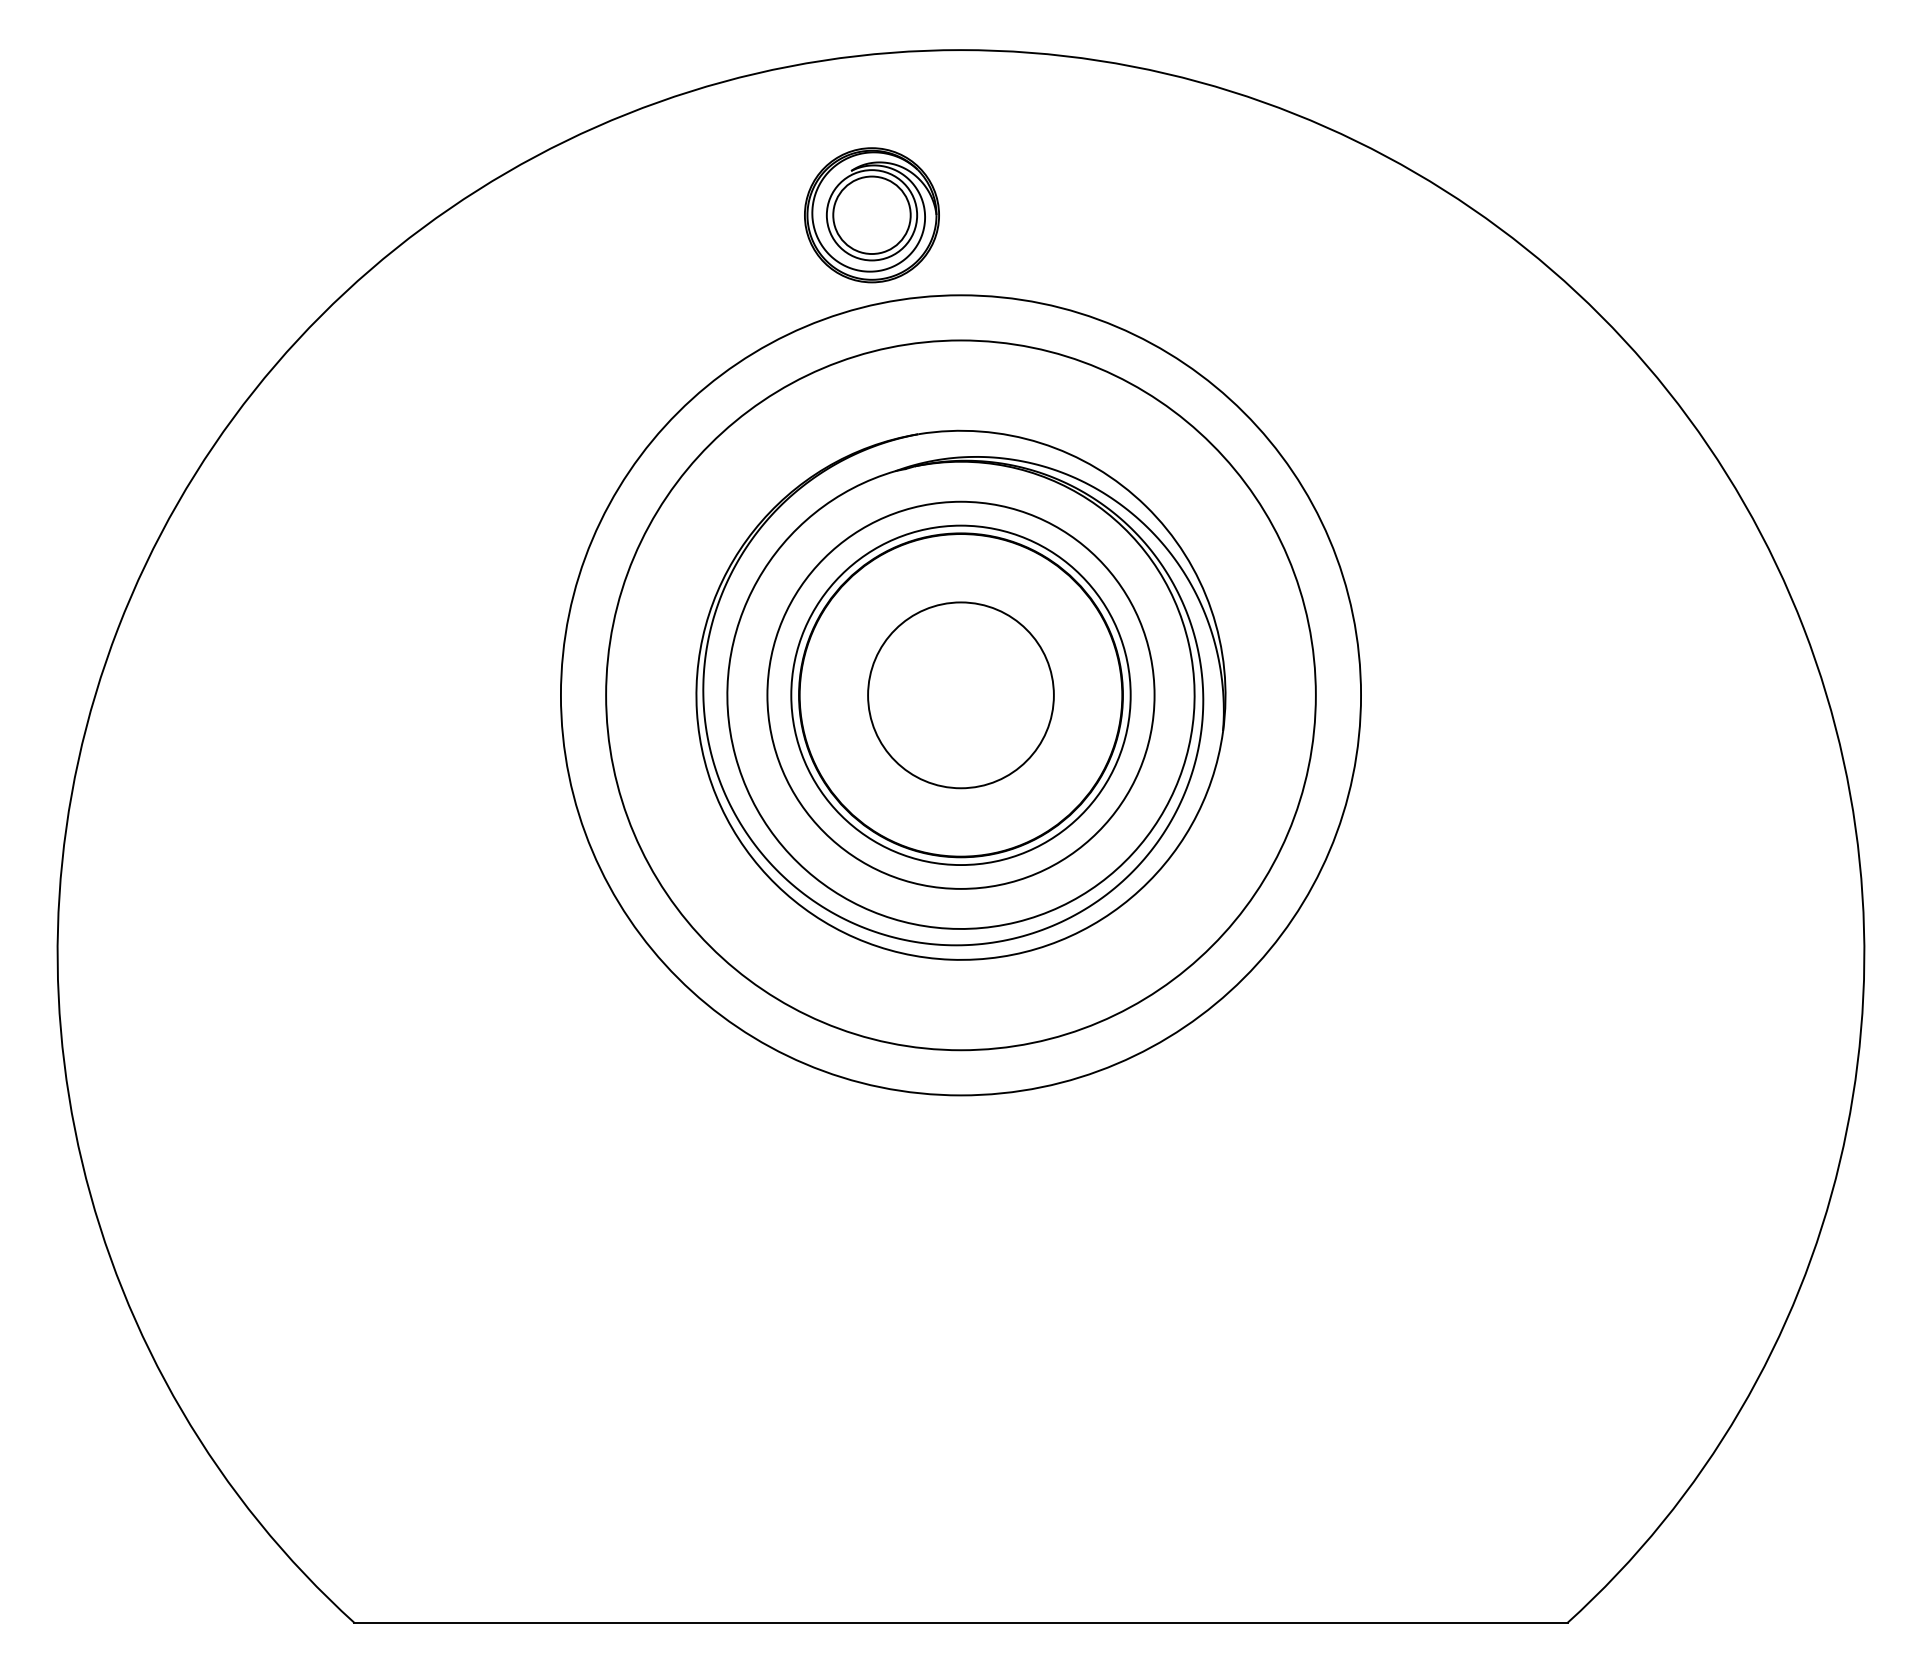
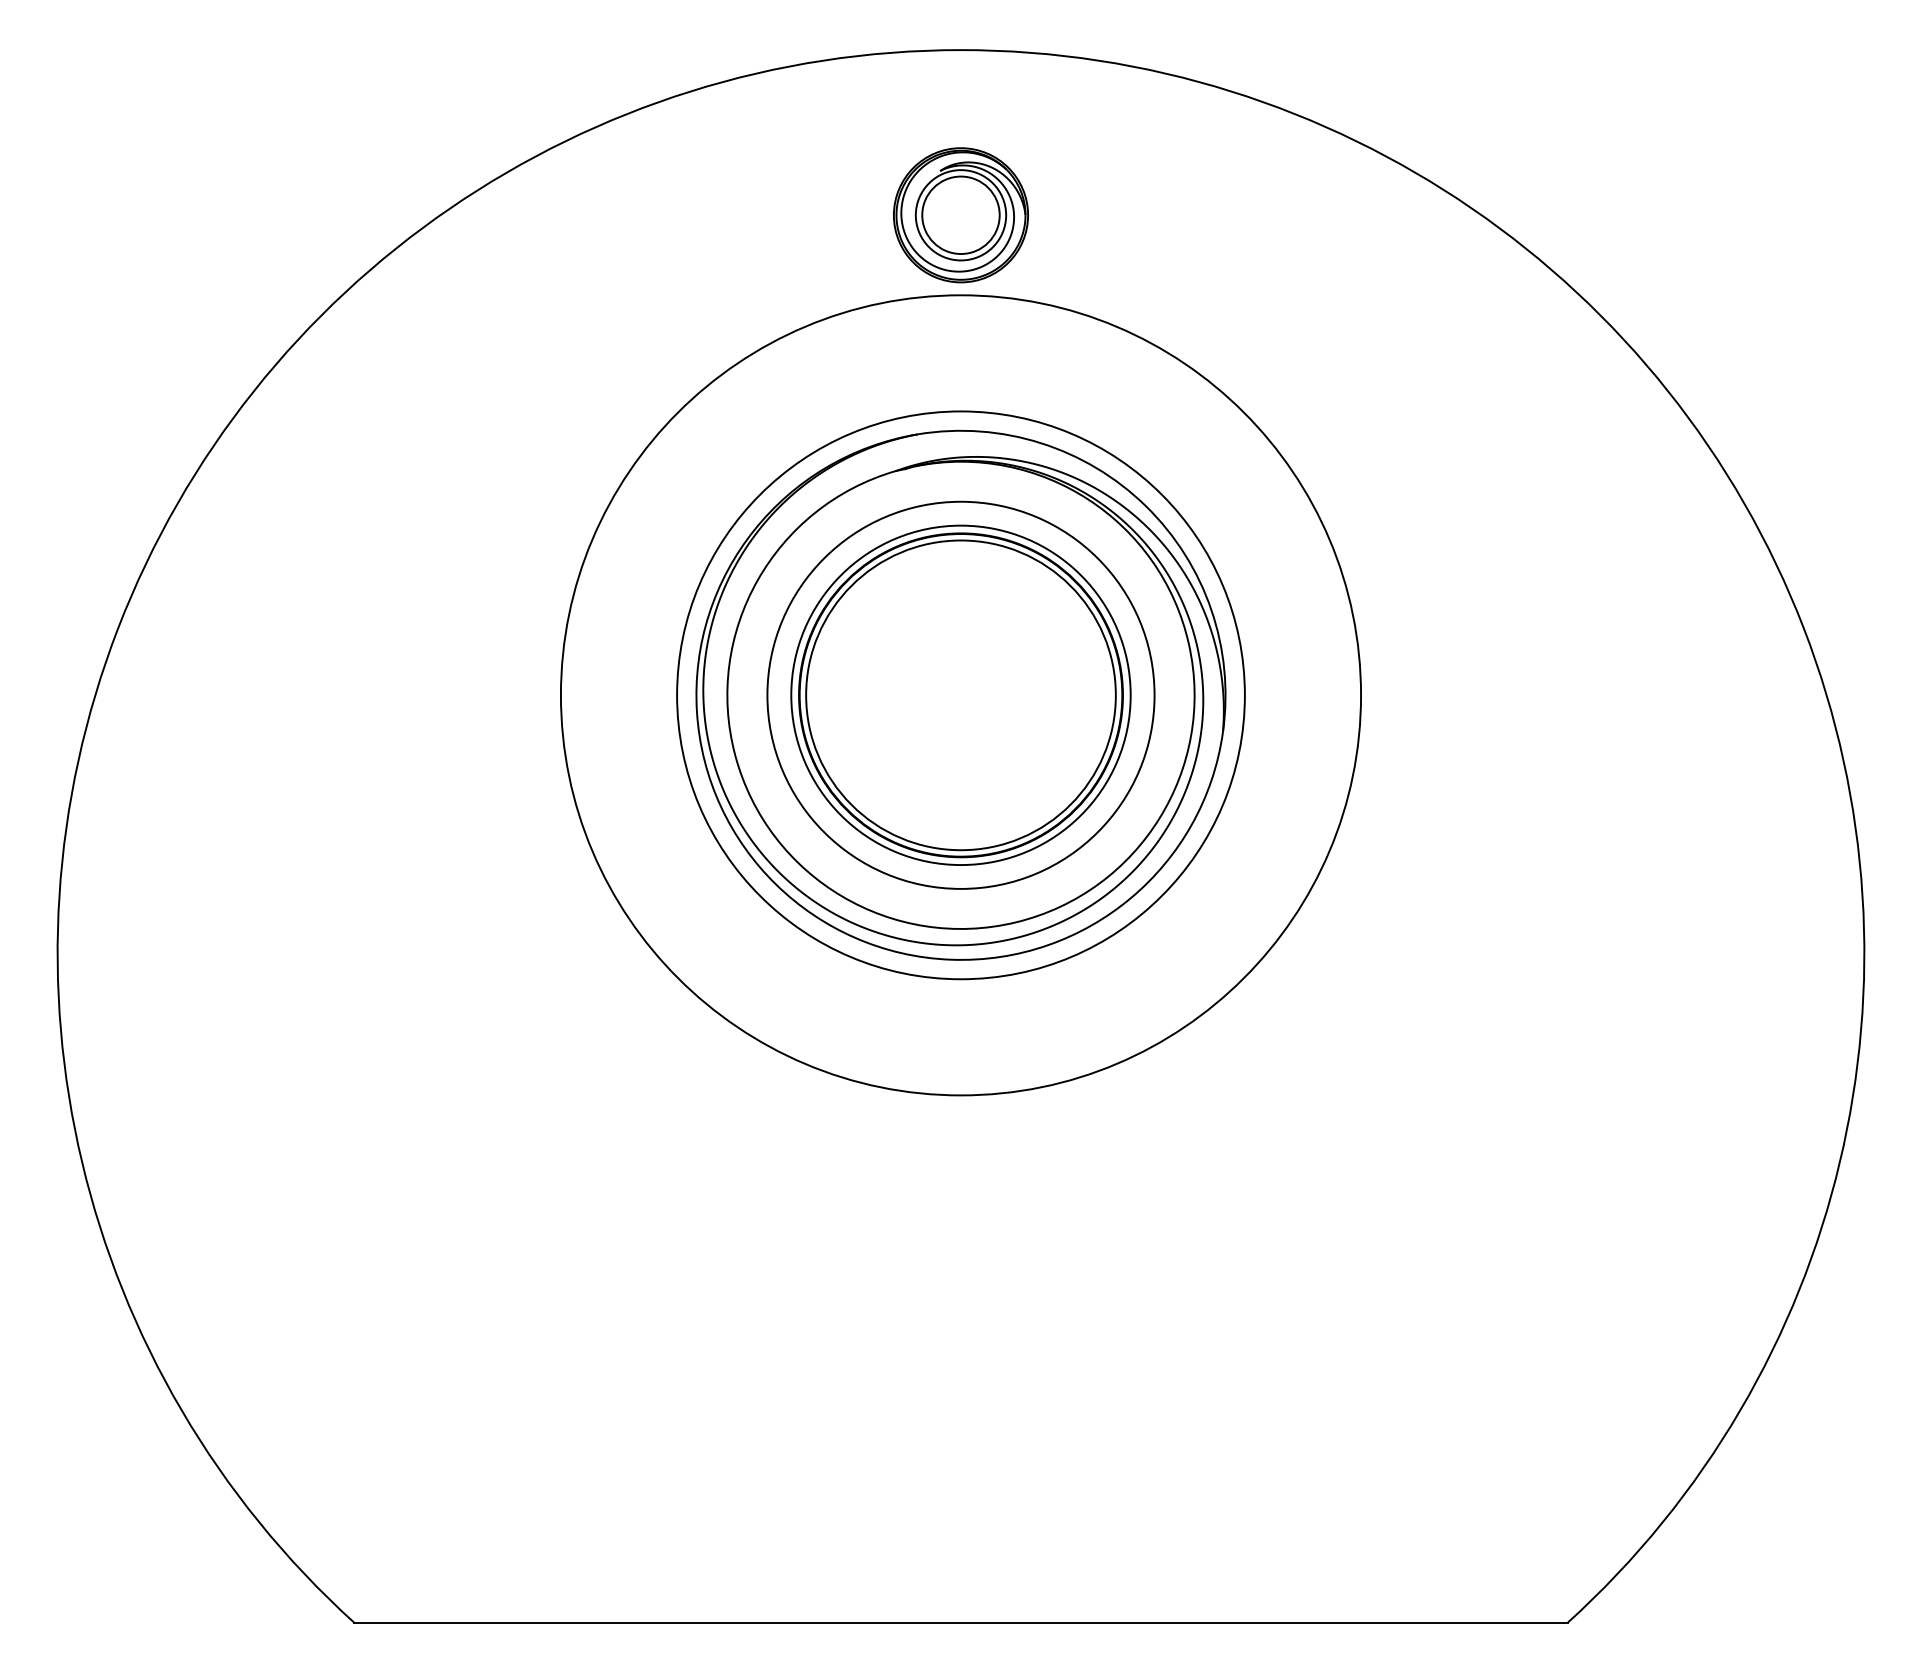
part position: (871, 215) -> (960, 215) (960, 215)
circle diameter: 186 px -> 310 px (960, 695)
circle diameter: 710 px -> 568 px (960, 695)
